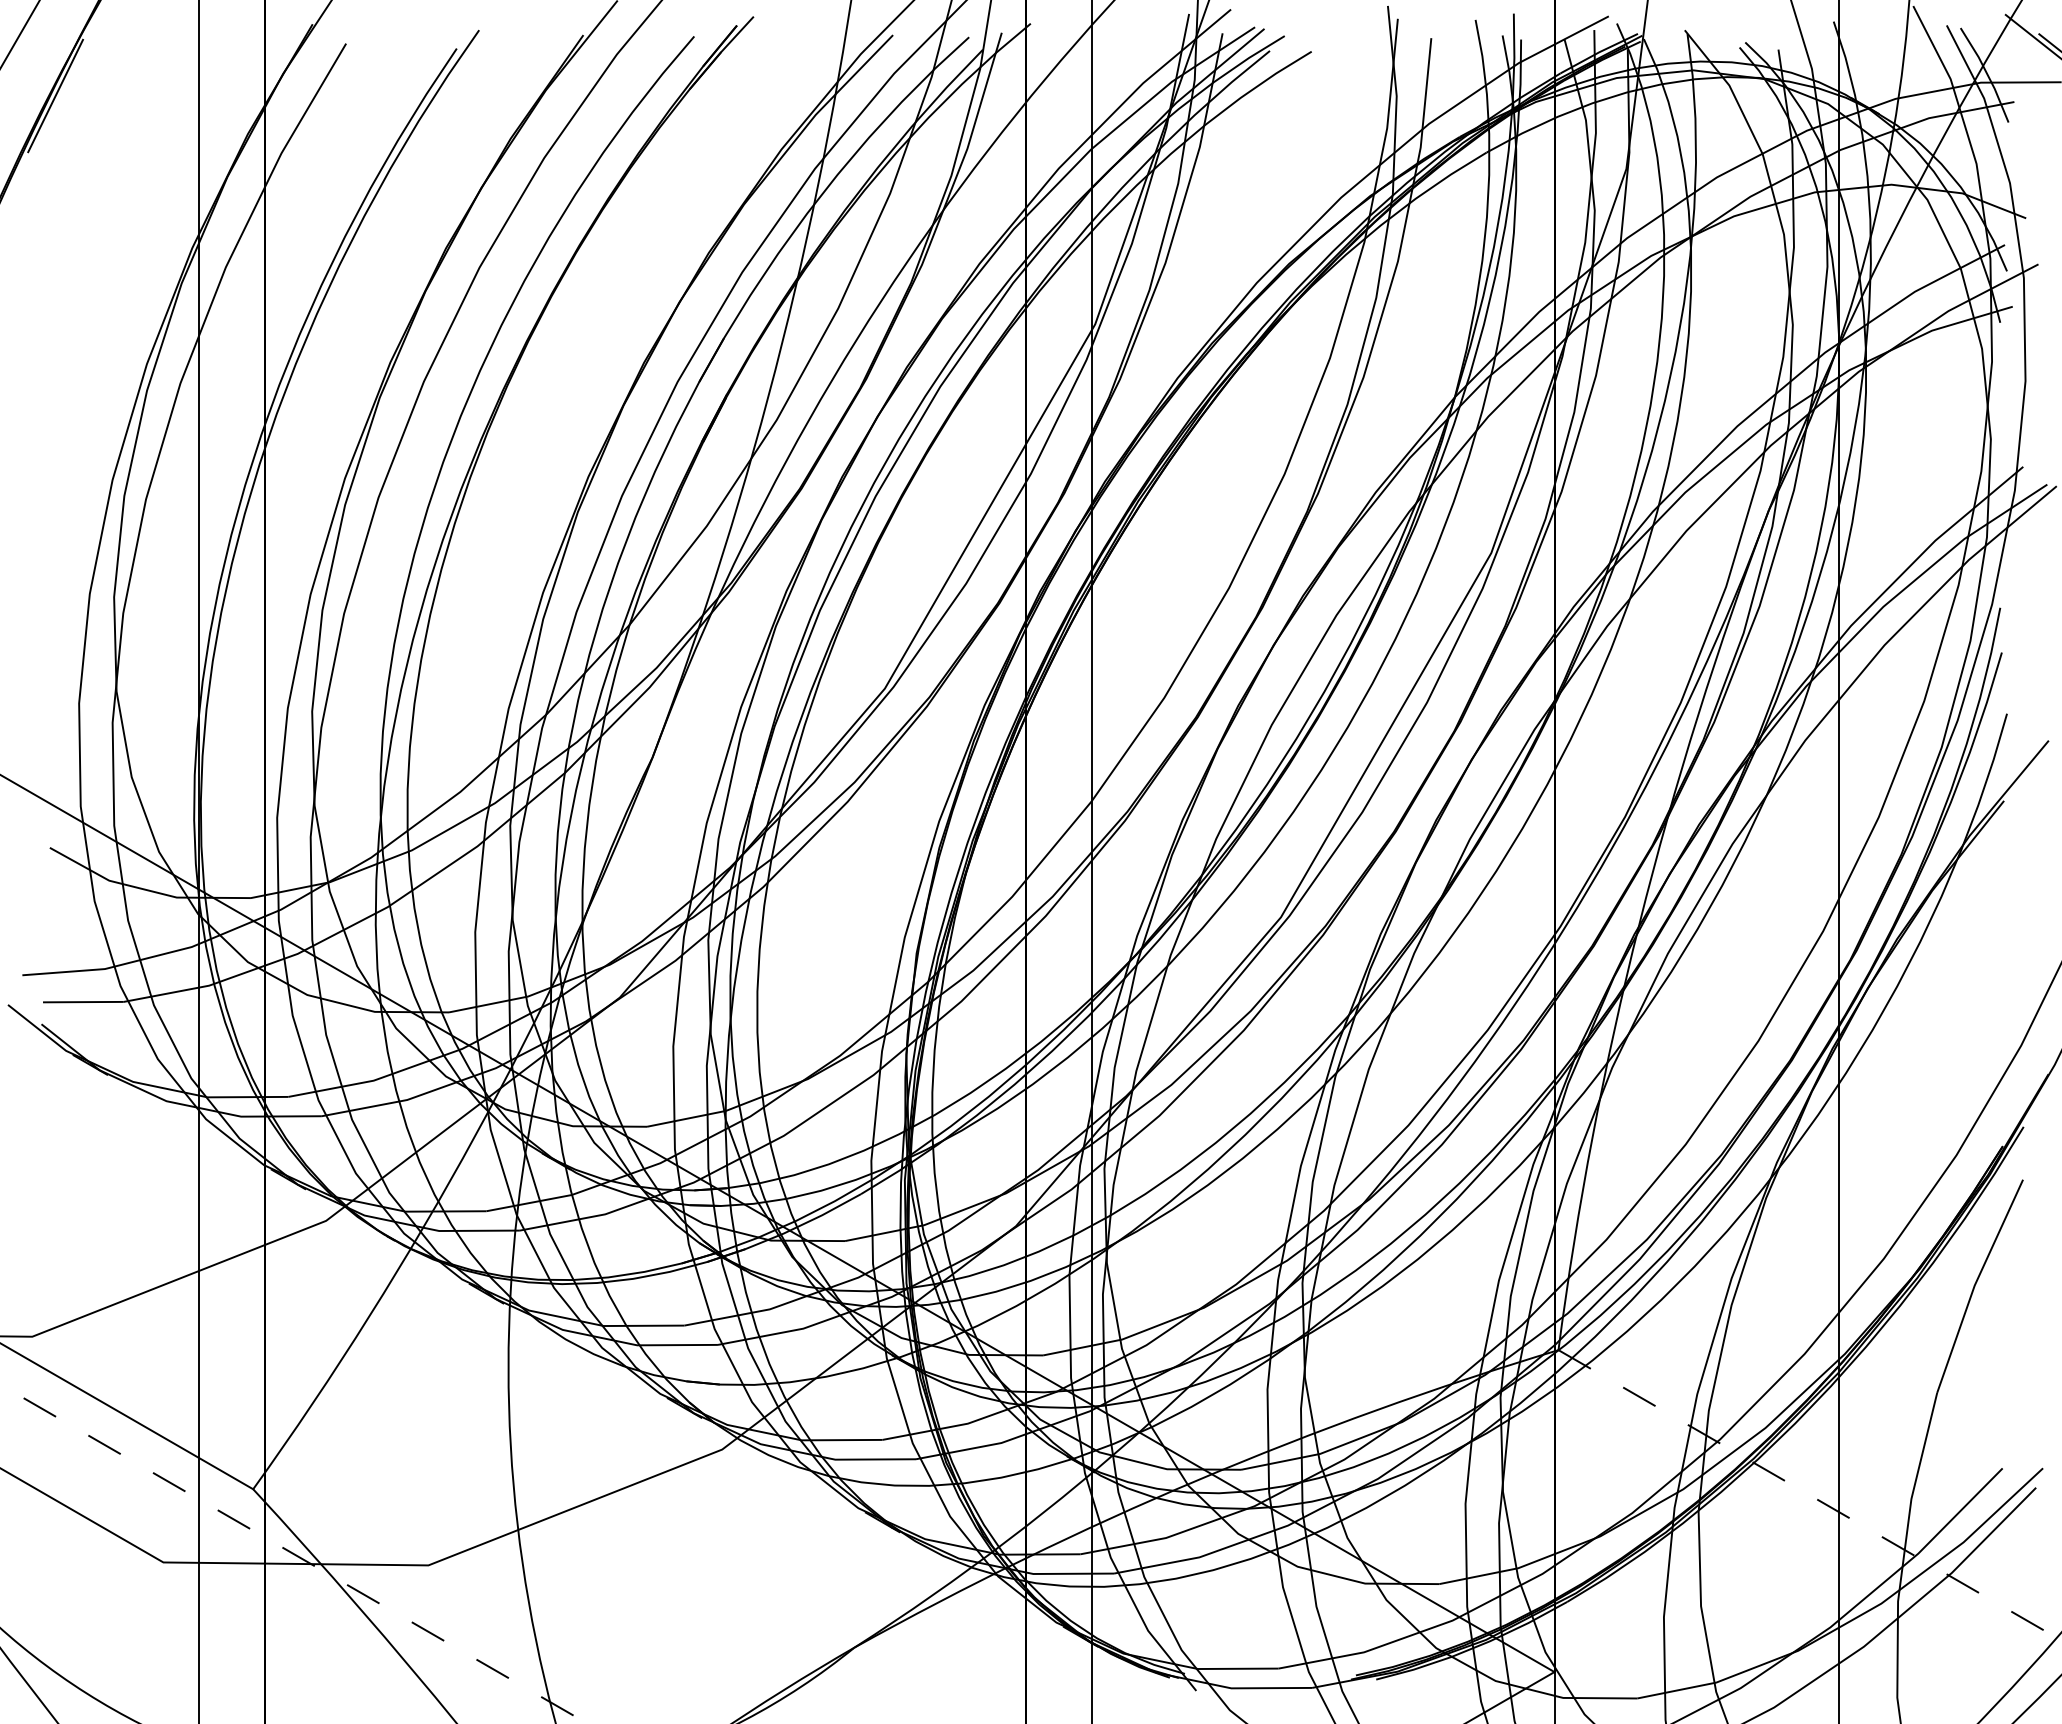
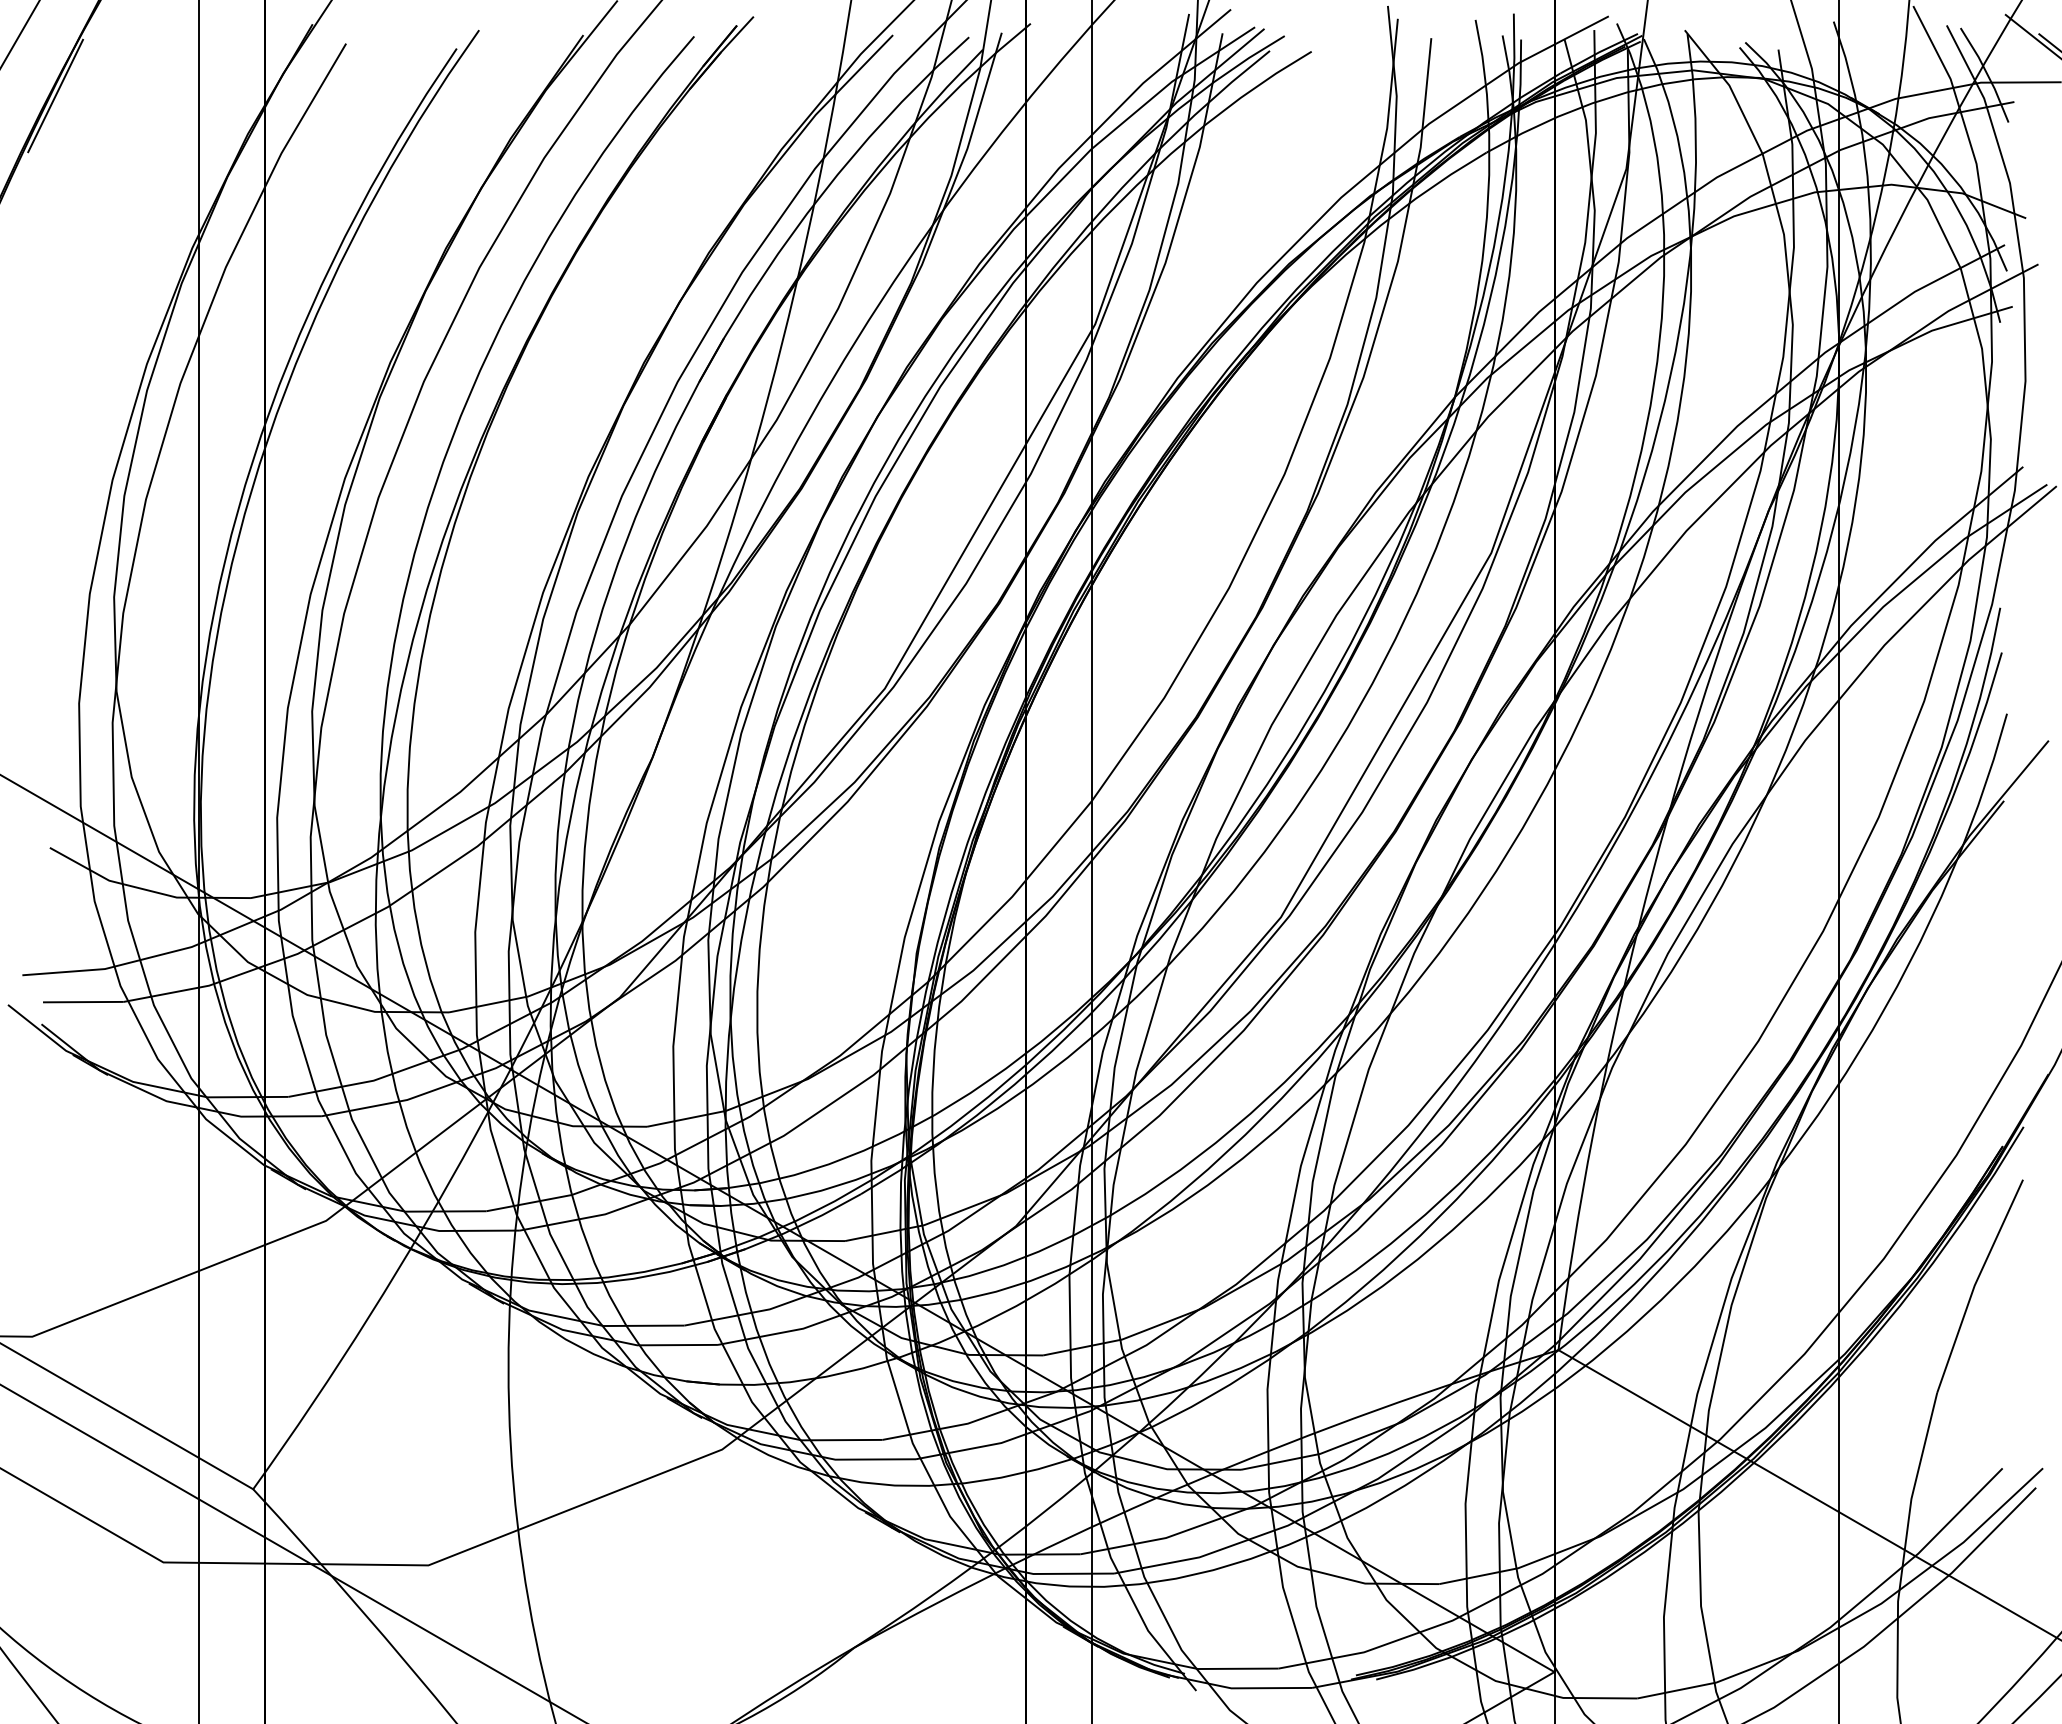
line: dashed -> solid (1810, 1495)
line: dashed -> solid (294, 1554)
